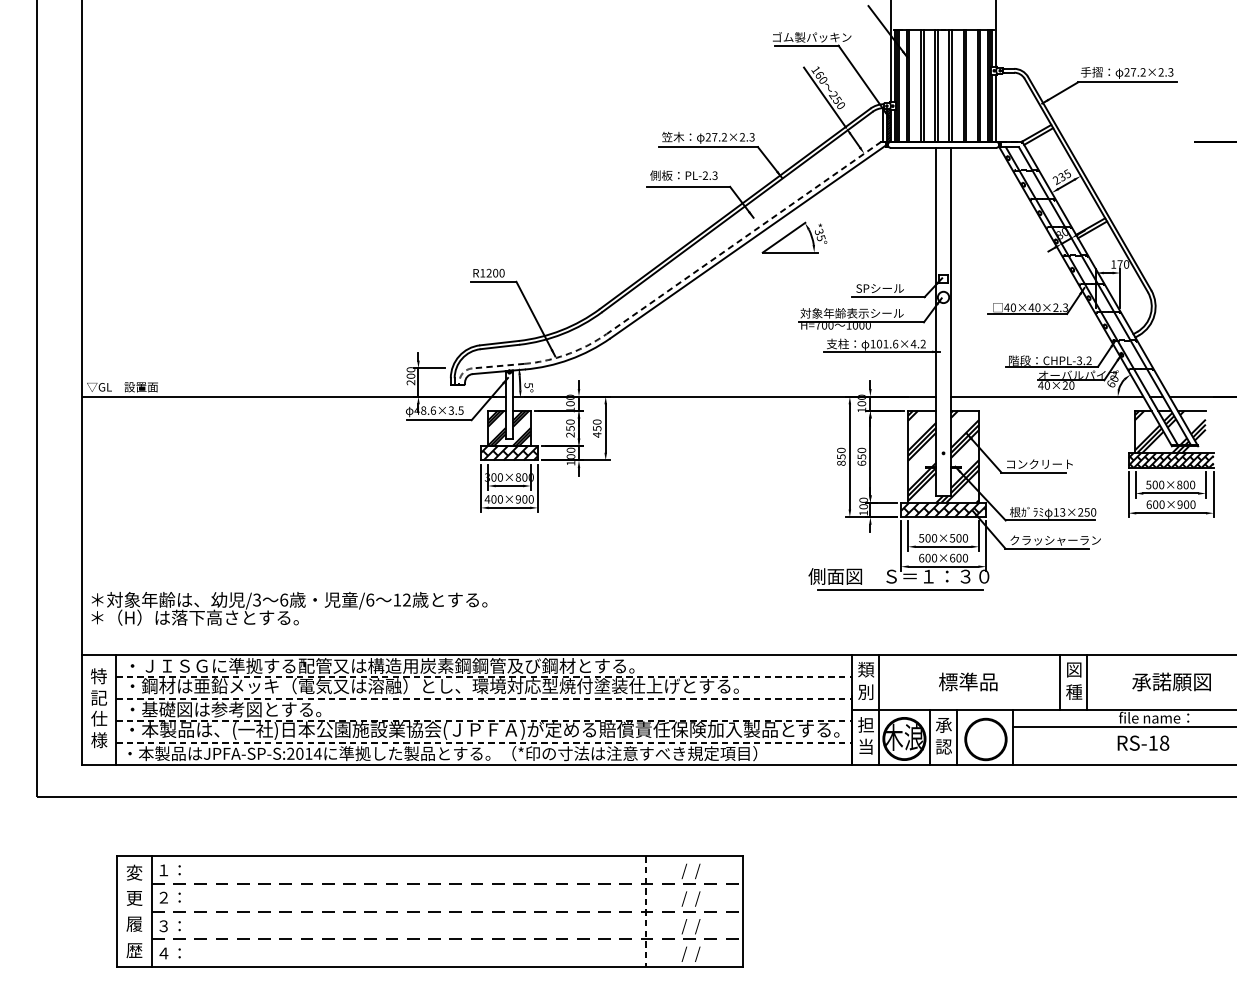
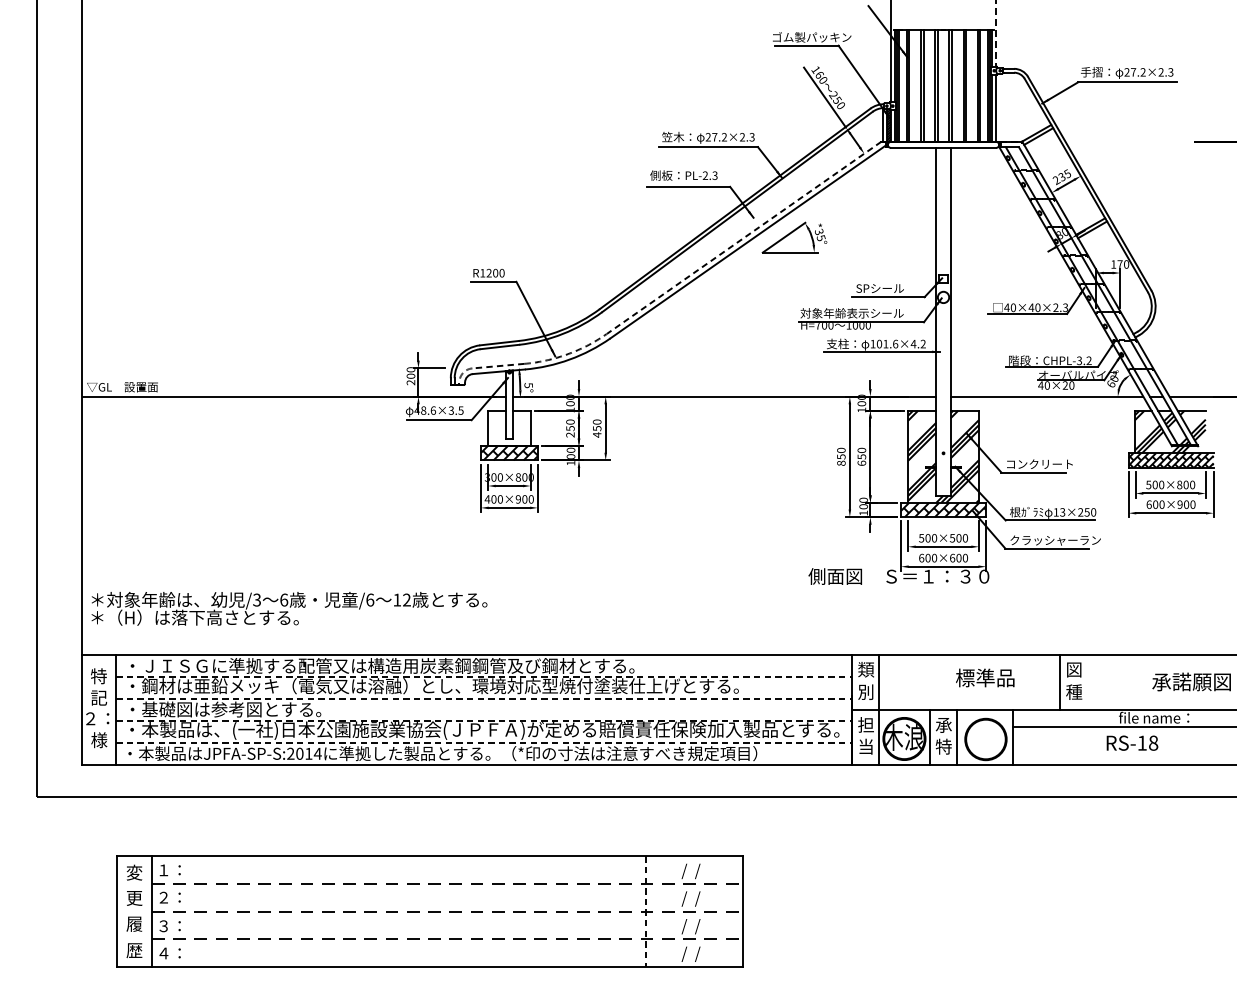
line: solid -> dashed (996, 33)
hatch: present -> none (509, 428)
line: present -> none (900, 589)
text position: (968, 681) -> (985, 677) (985, 677)
line: present -> none (1087, 681)
text position: (1171, 681) -> (1191, 681) (1191, 681)
text: 仕 -> ２： (97, 718)
text position: (1143, 742) -> (1132, 742) (1132, 742)
text: 認 -> 特 (943, 746)
